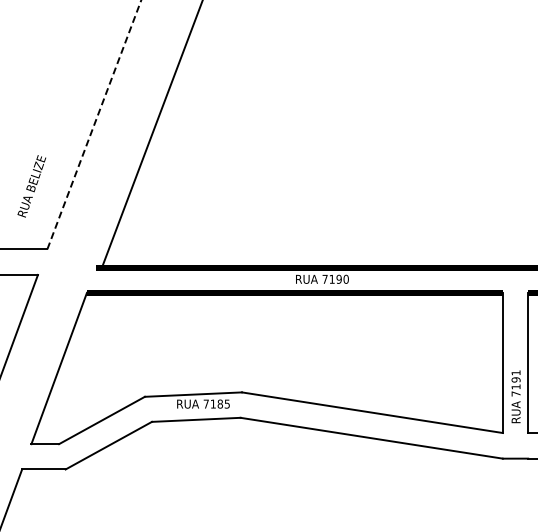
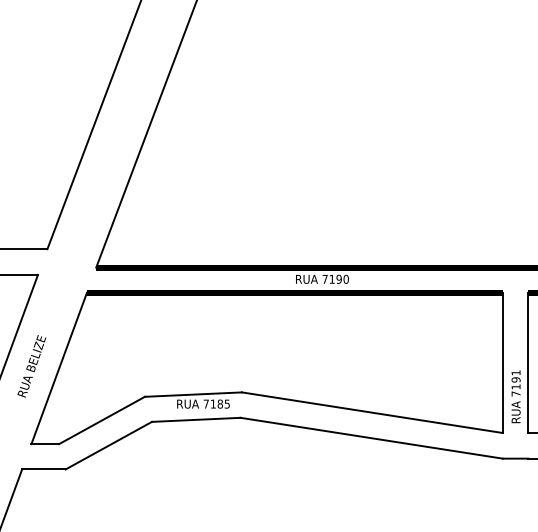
line: dashed -> solid (94, 125)
line position: (151, 135) -> (146, 134) (146, 134)
text position: (31, 186) -> (31, 366) (31, 366)
